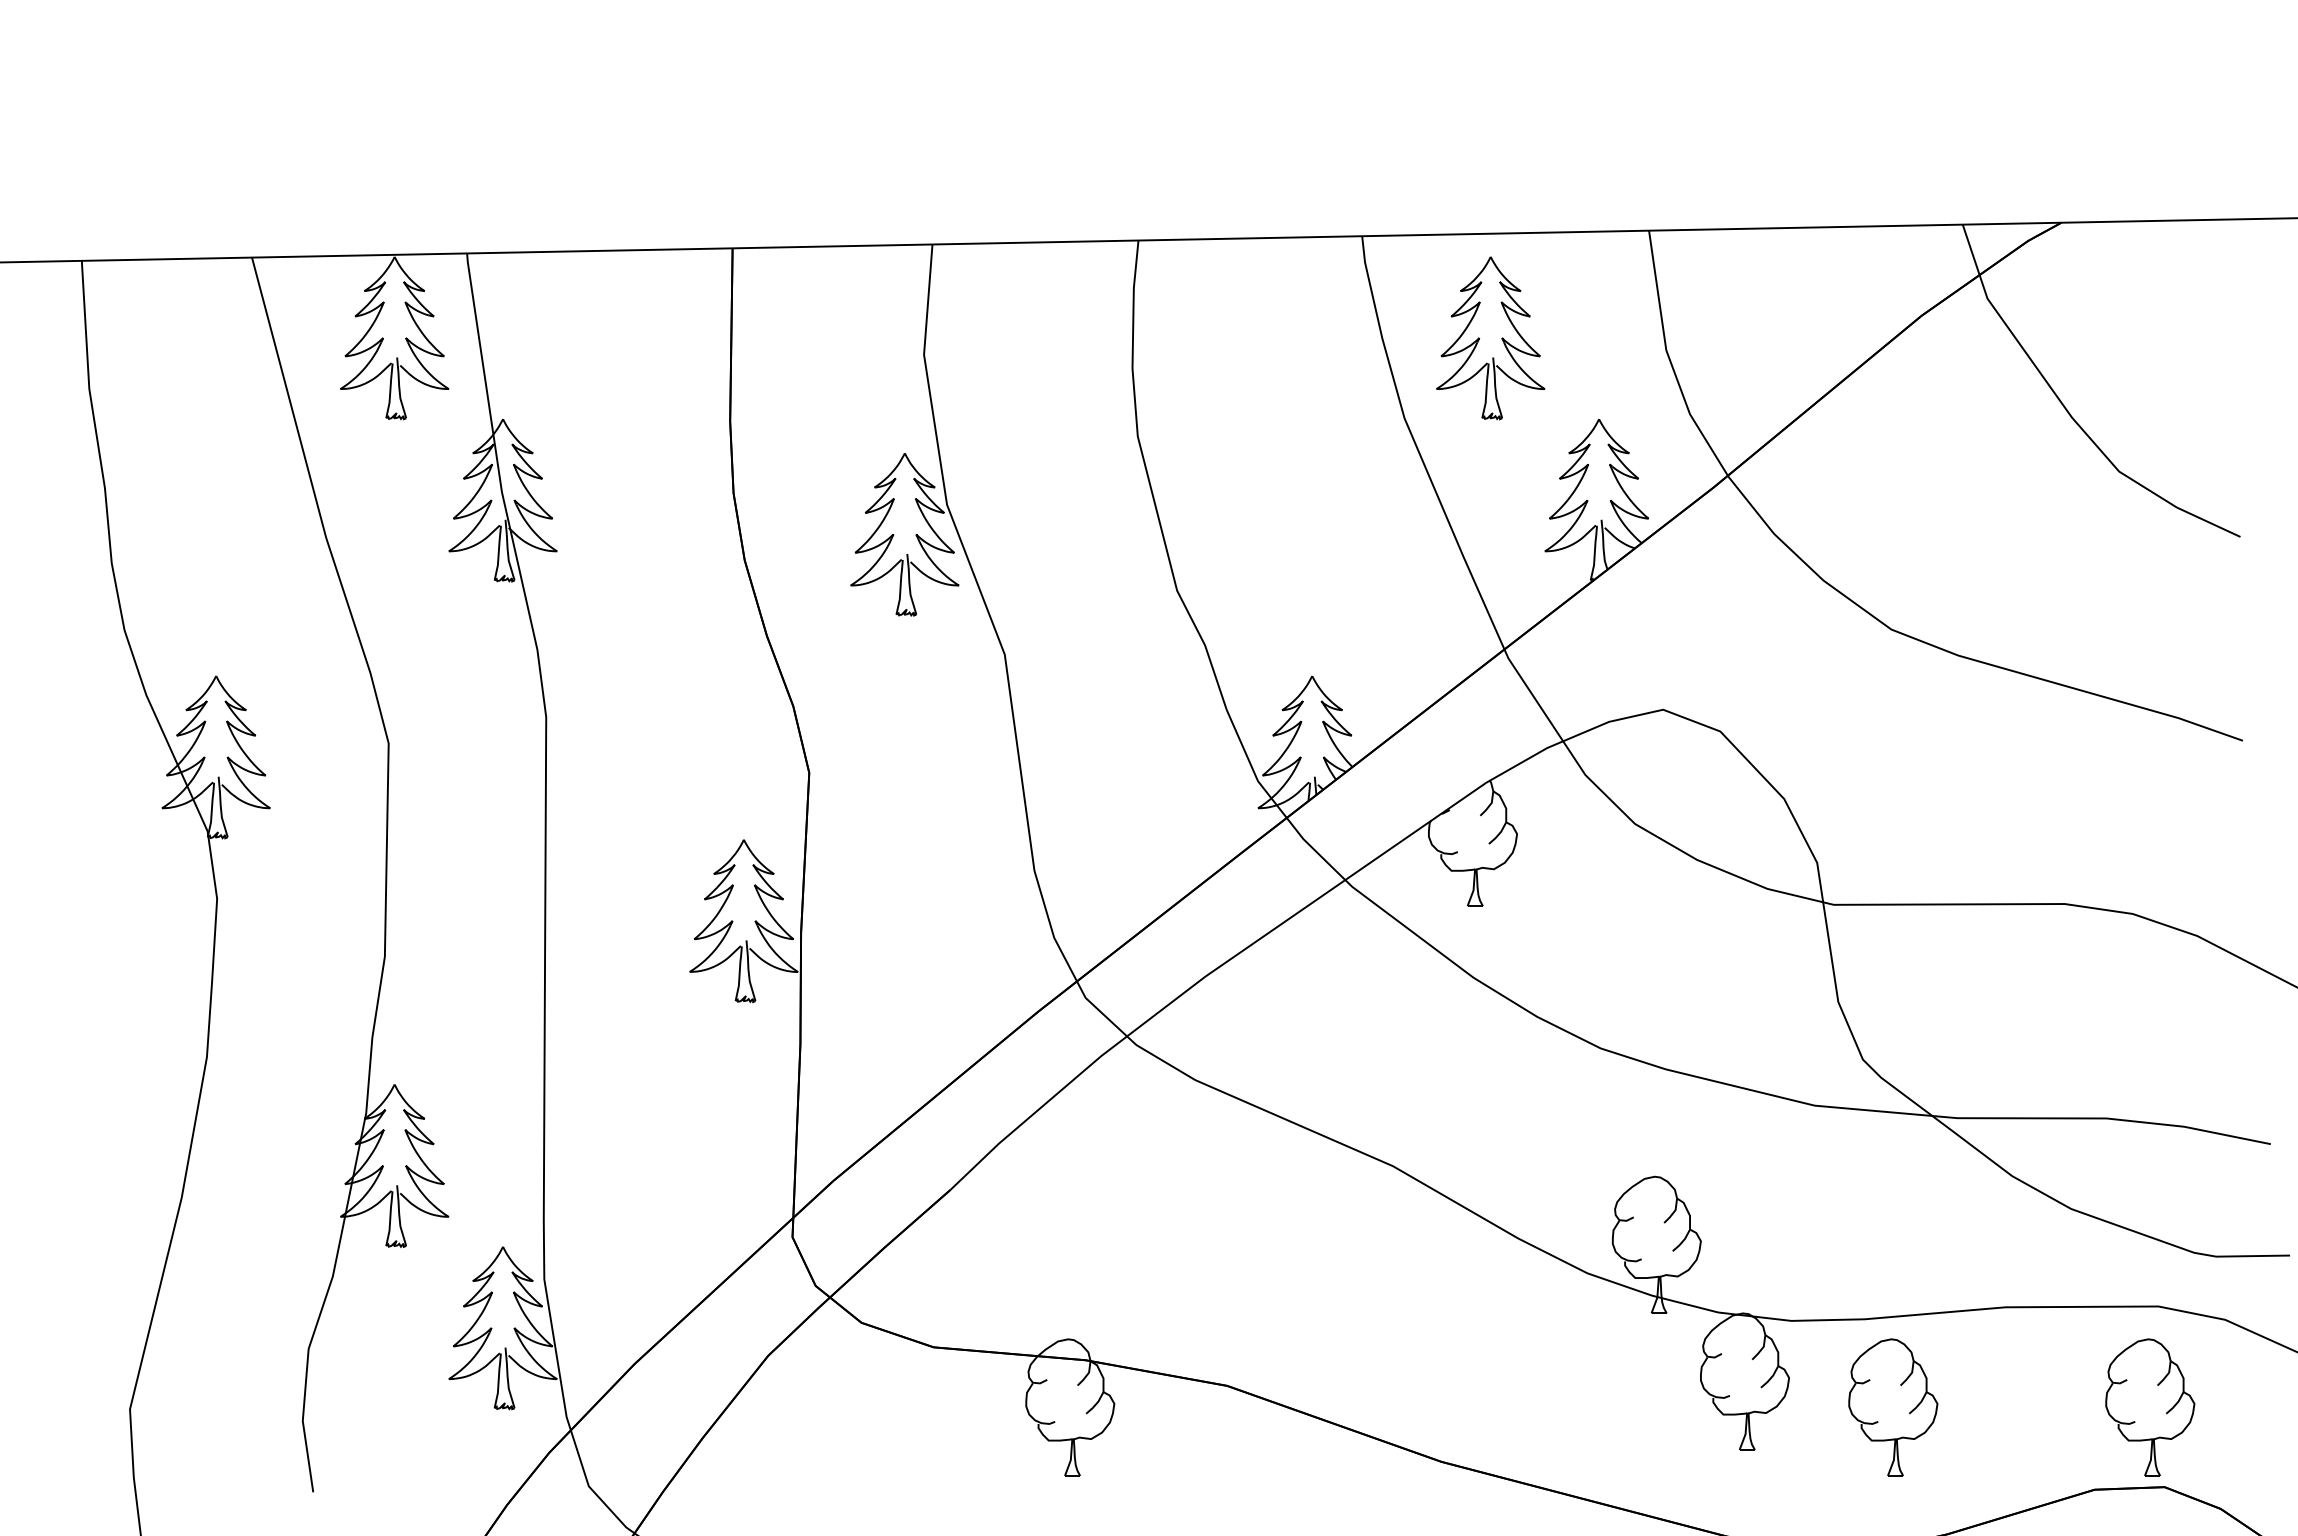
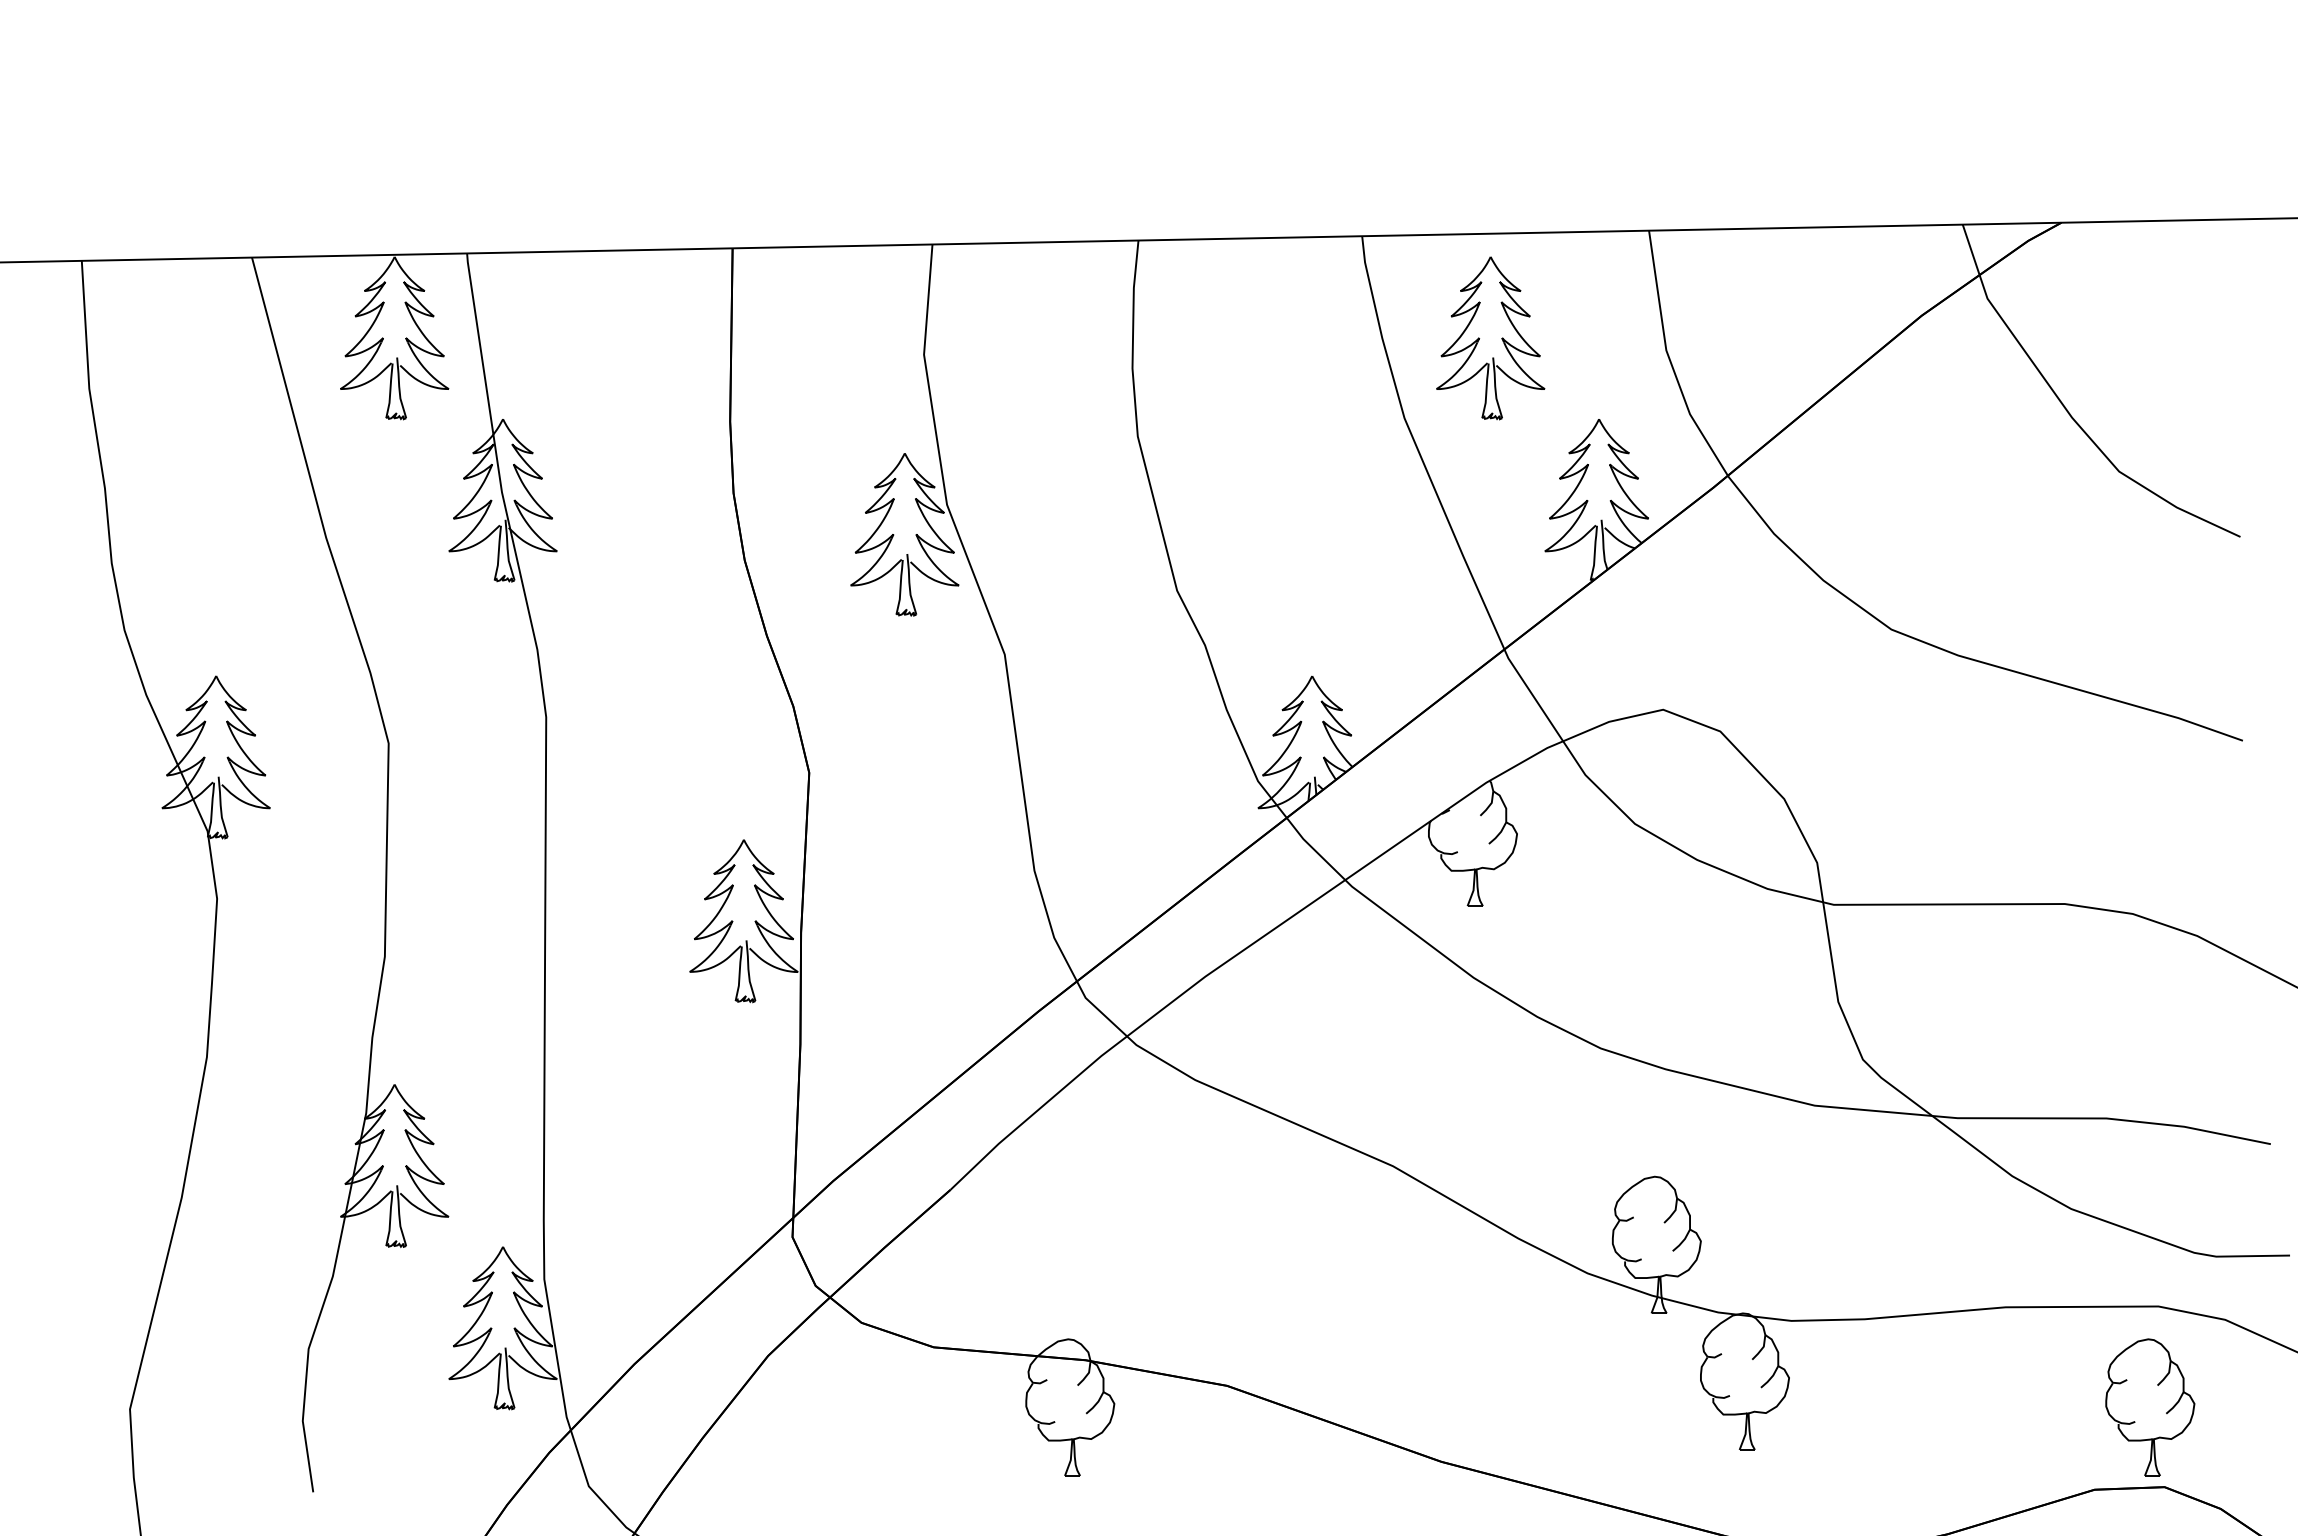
part: present -> none (1893, 1407)
